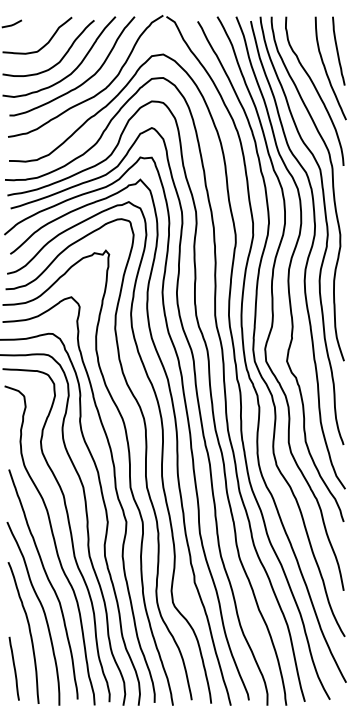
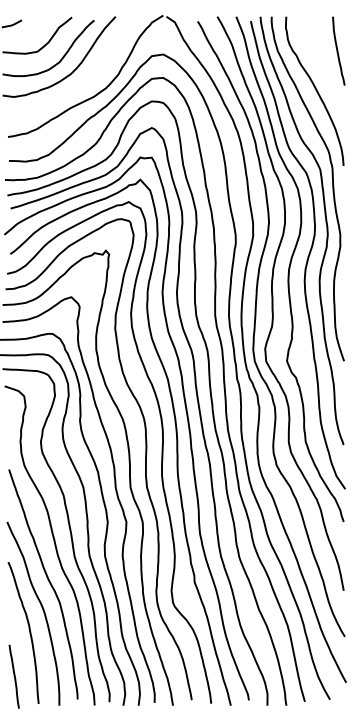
curve: present -> none (326, 69)
curve: present -> none (82, 82)
line position: (13, 668) -> (13, 676) (13, 676)
